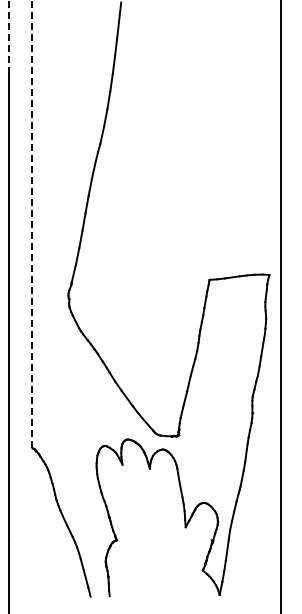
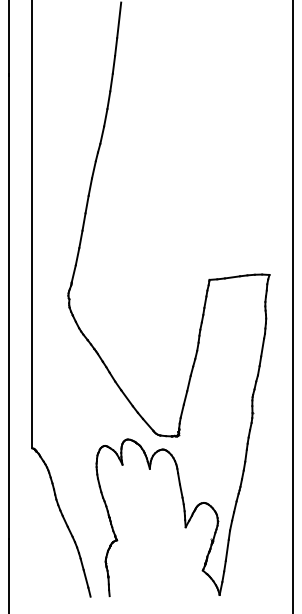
line: dashed -> solid (9, 36)
line: dashed -> solid (32, 224)
line position: (280, 306) -> (292, 306) (292, 306)
